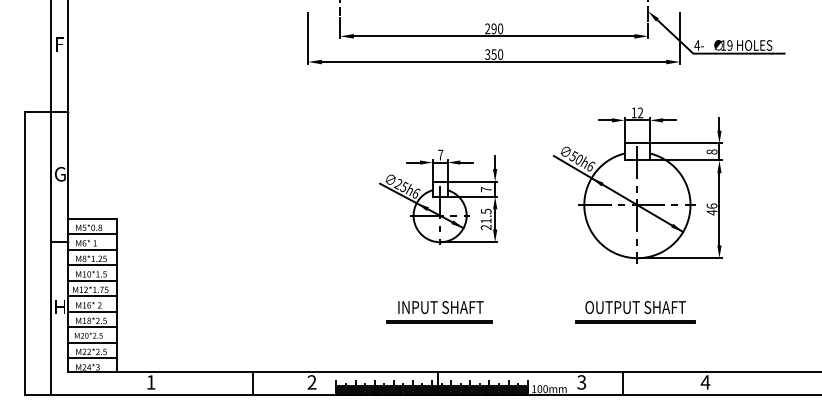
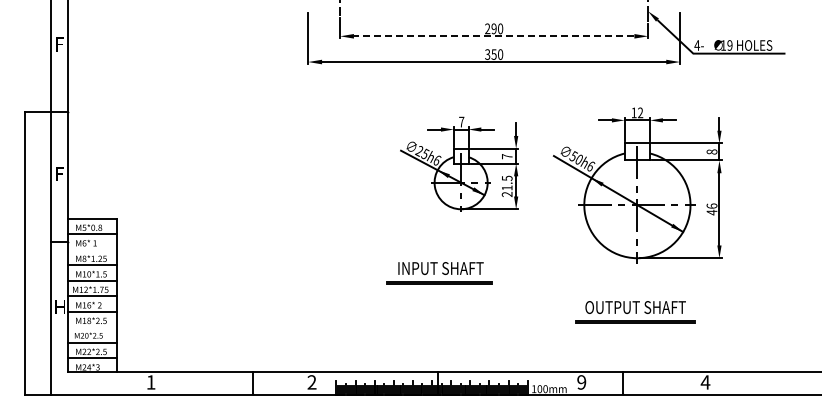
line: solid -> dashed (493, 36)
text: G -> F (60, 173)
part position: (438, 196) -> (459, 163) (459, 163)
line: present -> none (92, 249)
part position: (439, 312) -> (439, 273) (439, 273)
line: present -> none (92, 327)
text: 3 -> 9 (581, 382)
